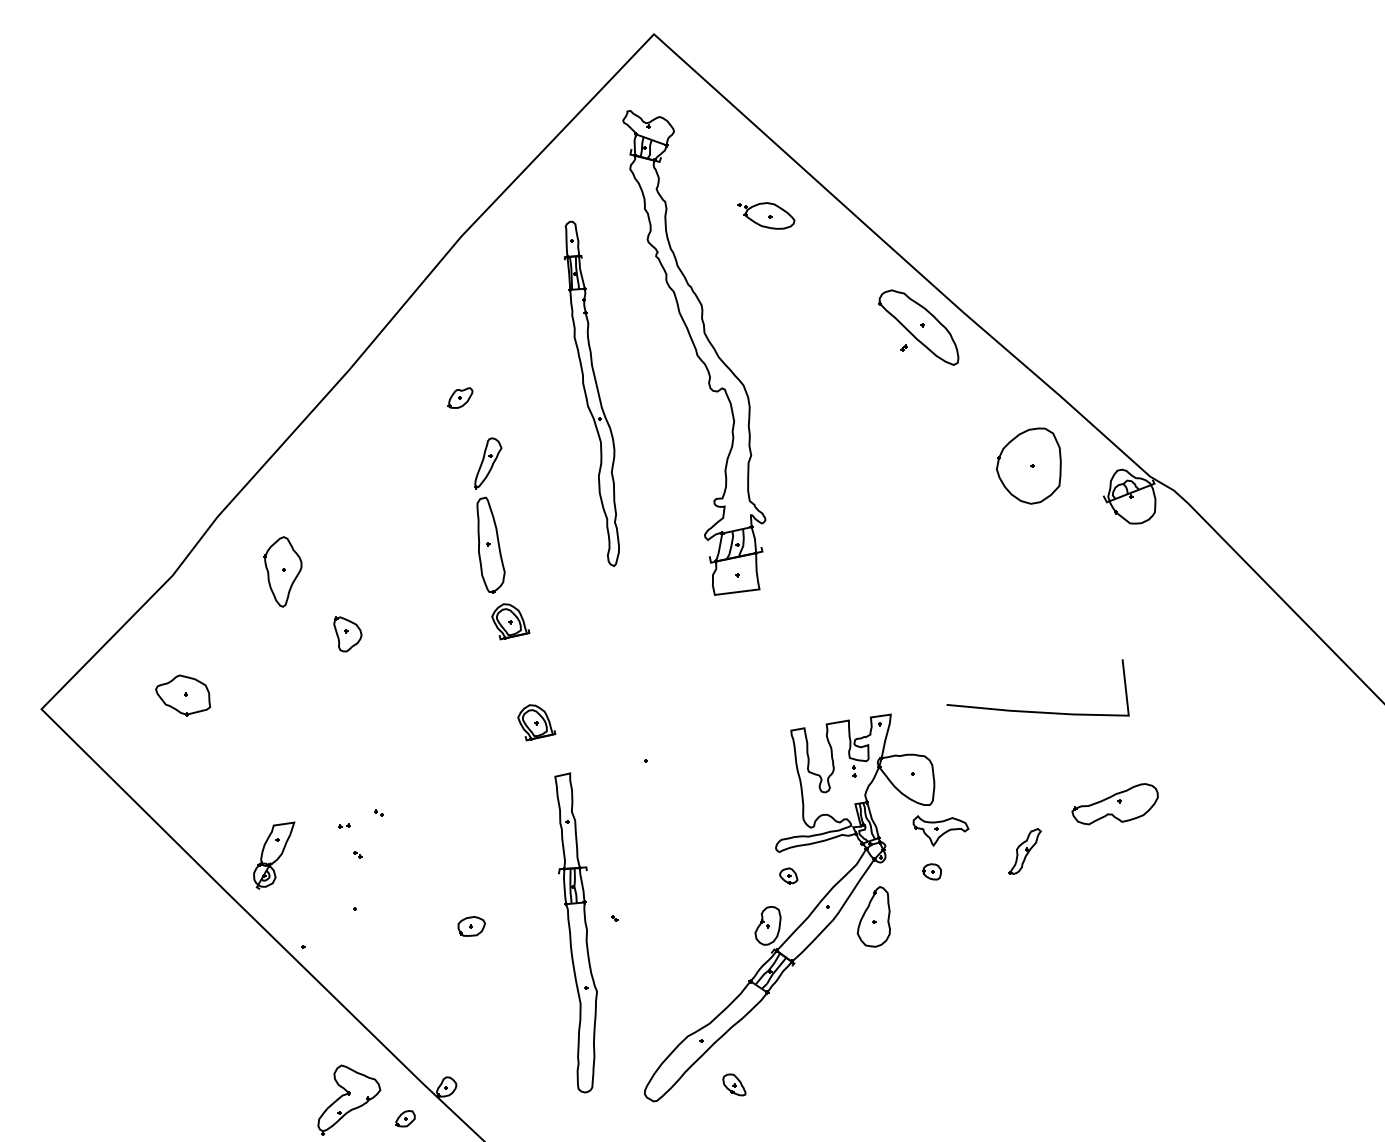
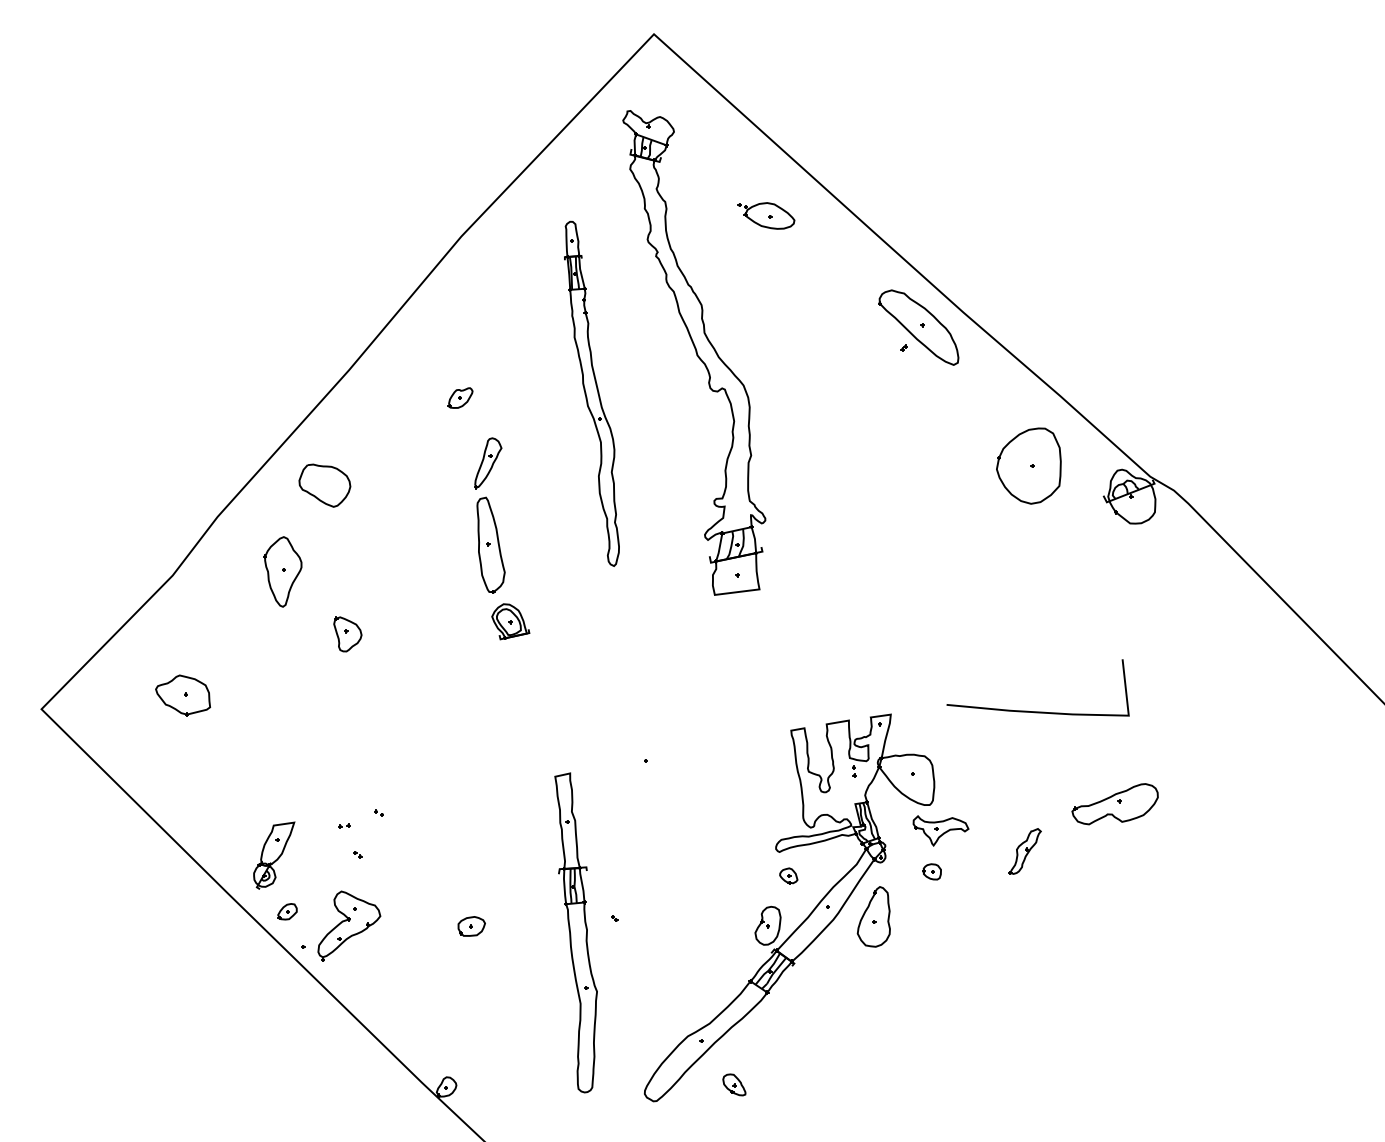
part: none -> present (324, 485)
part: present -> none (536, 722)
part position: (349, 1099) -> (349, 925) (349, 925)
part position: (405, 1118) -> (287, 911) (287, 911)
